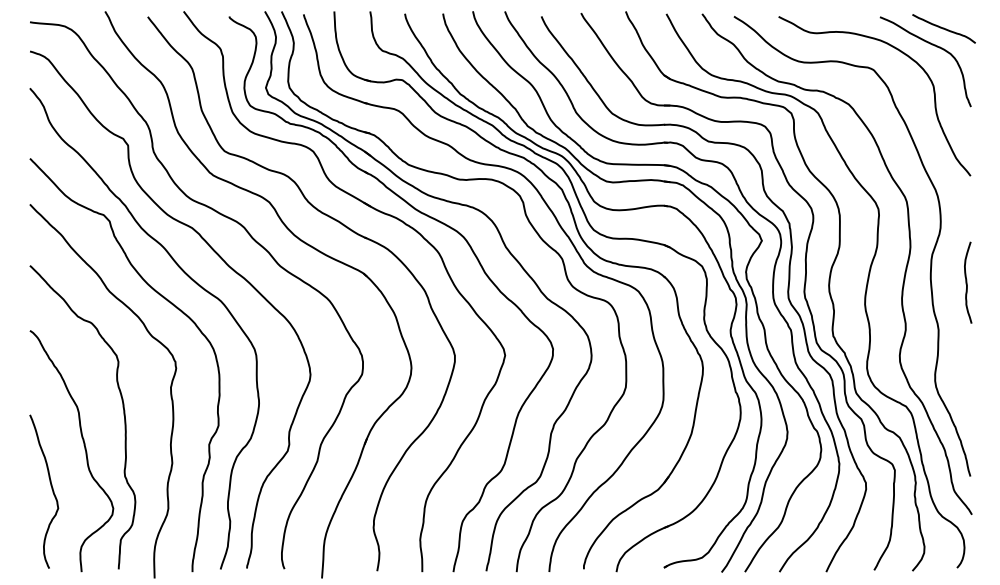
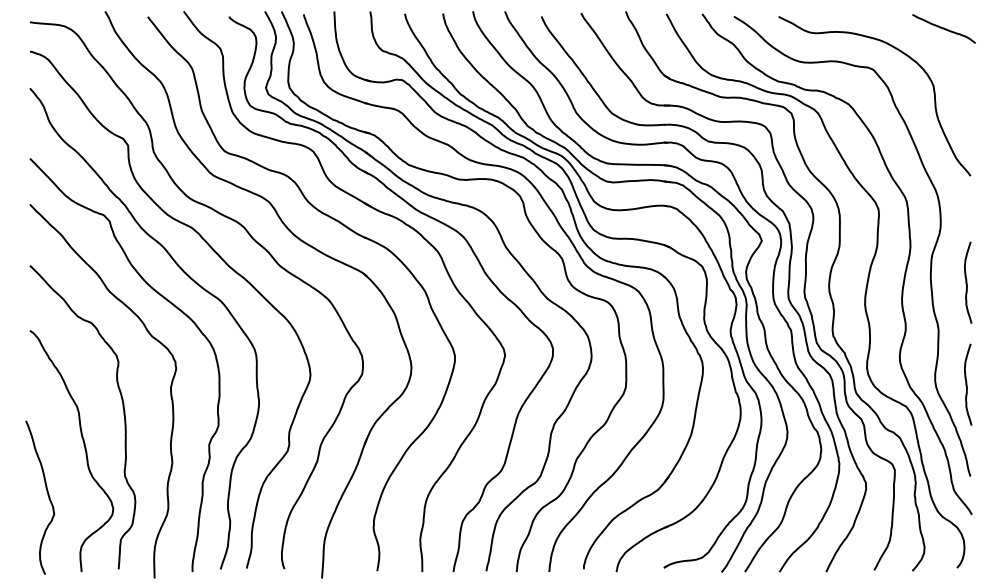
curve: present -> none (932, 45)
curve: none -> present (967, 384)
curve position: (51, 489) -> (47, 495) (47, 495)
